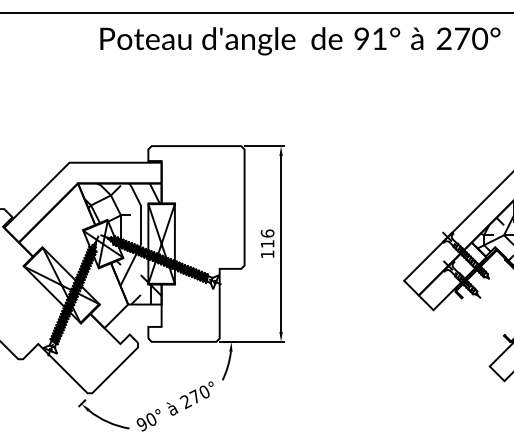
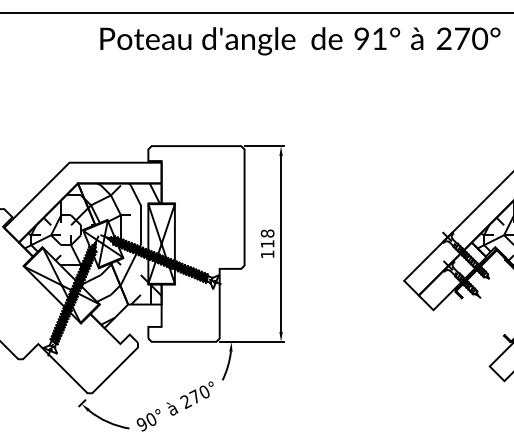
text: 116 -> 118 (267, 233)
hatch: none -> present (72, 259)
